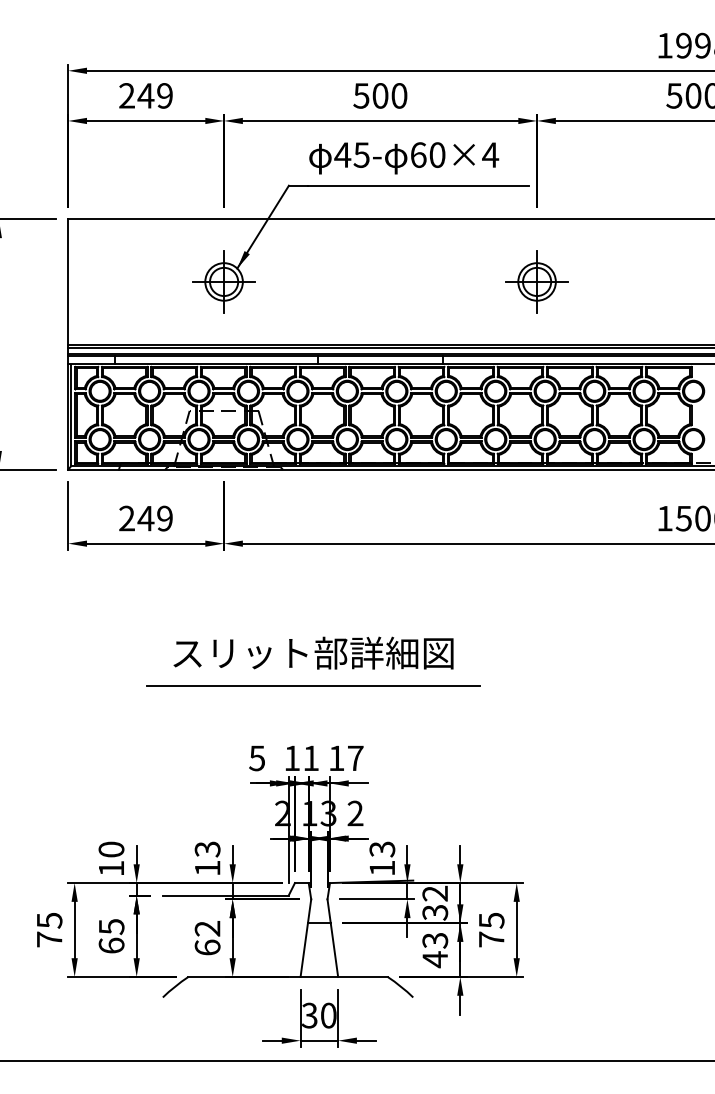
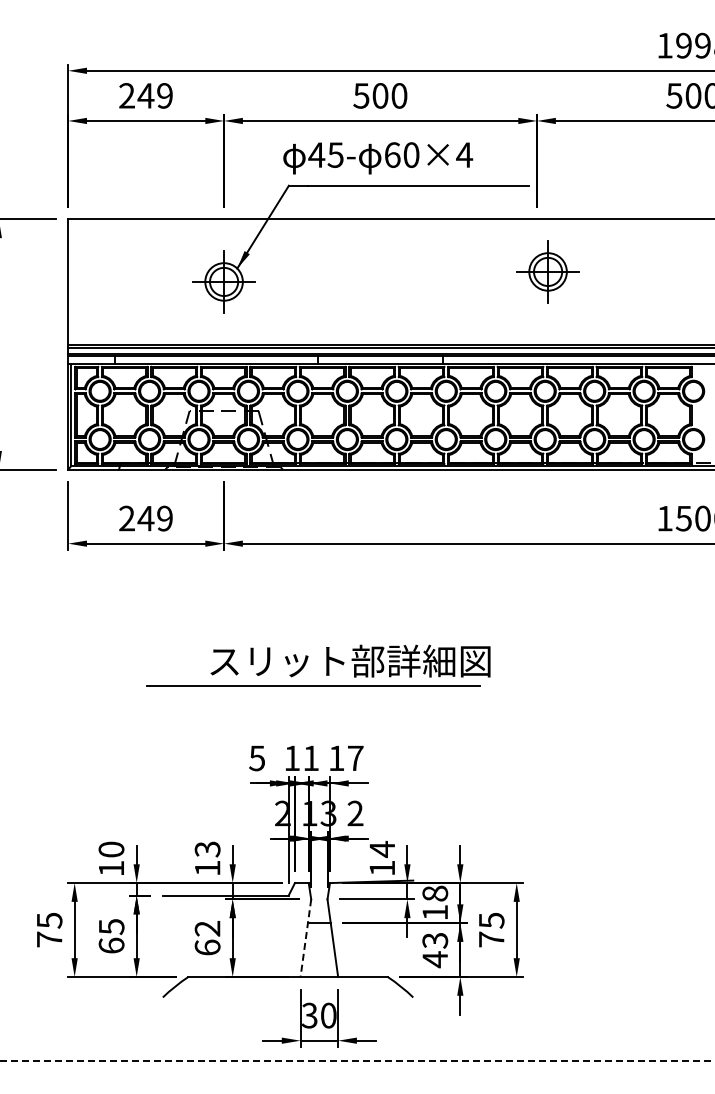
text position: (404, 158) -> (378, 158) (378, 158)
part position: (536, 281) -> (547, 271) (547, 271)
text position: (313, 652) -> (350, 660) (350, 660)
text: 13 -> 14 (382, 849)
text: 32 -> 18 (435, 902)
line: solid -> dashed (305, 938)
line: solid -> dashed (357, 1061)
